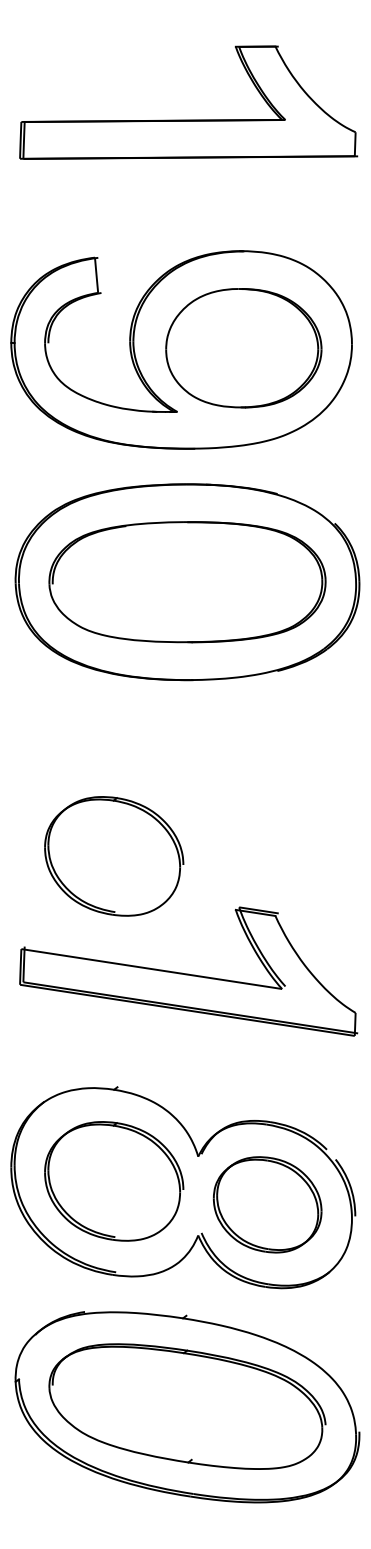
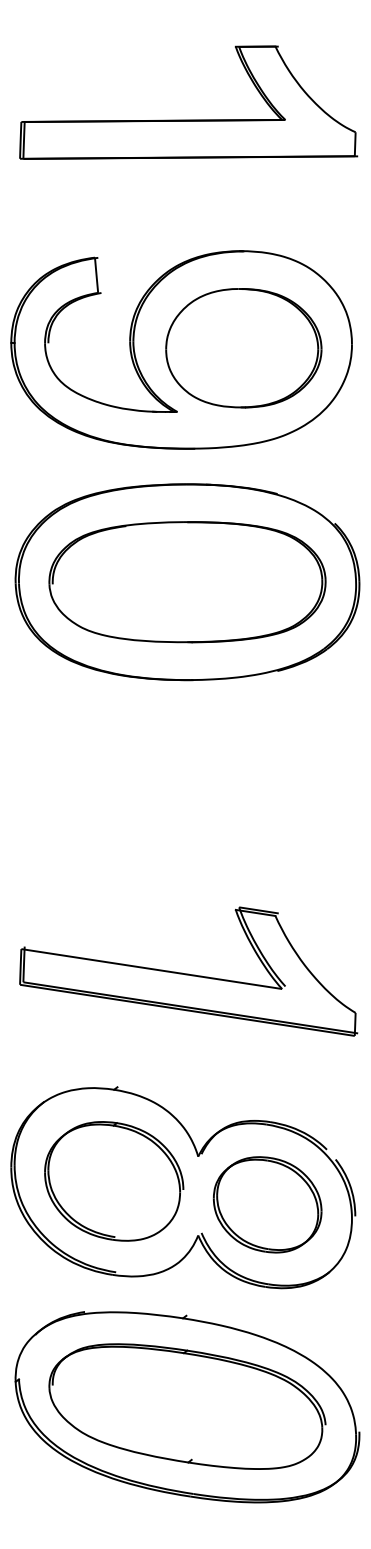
part: present -> none (114, 856)
